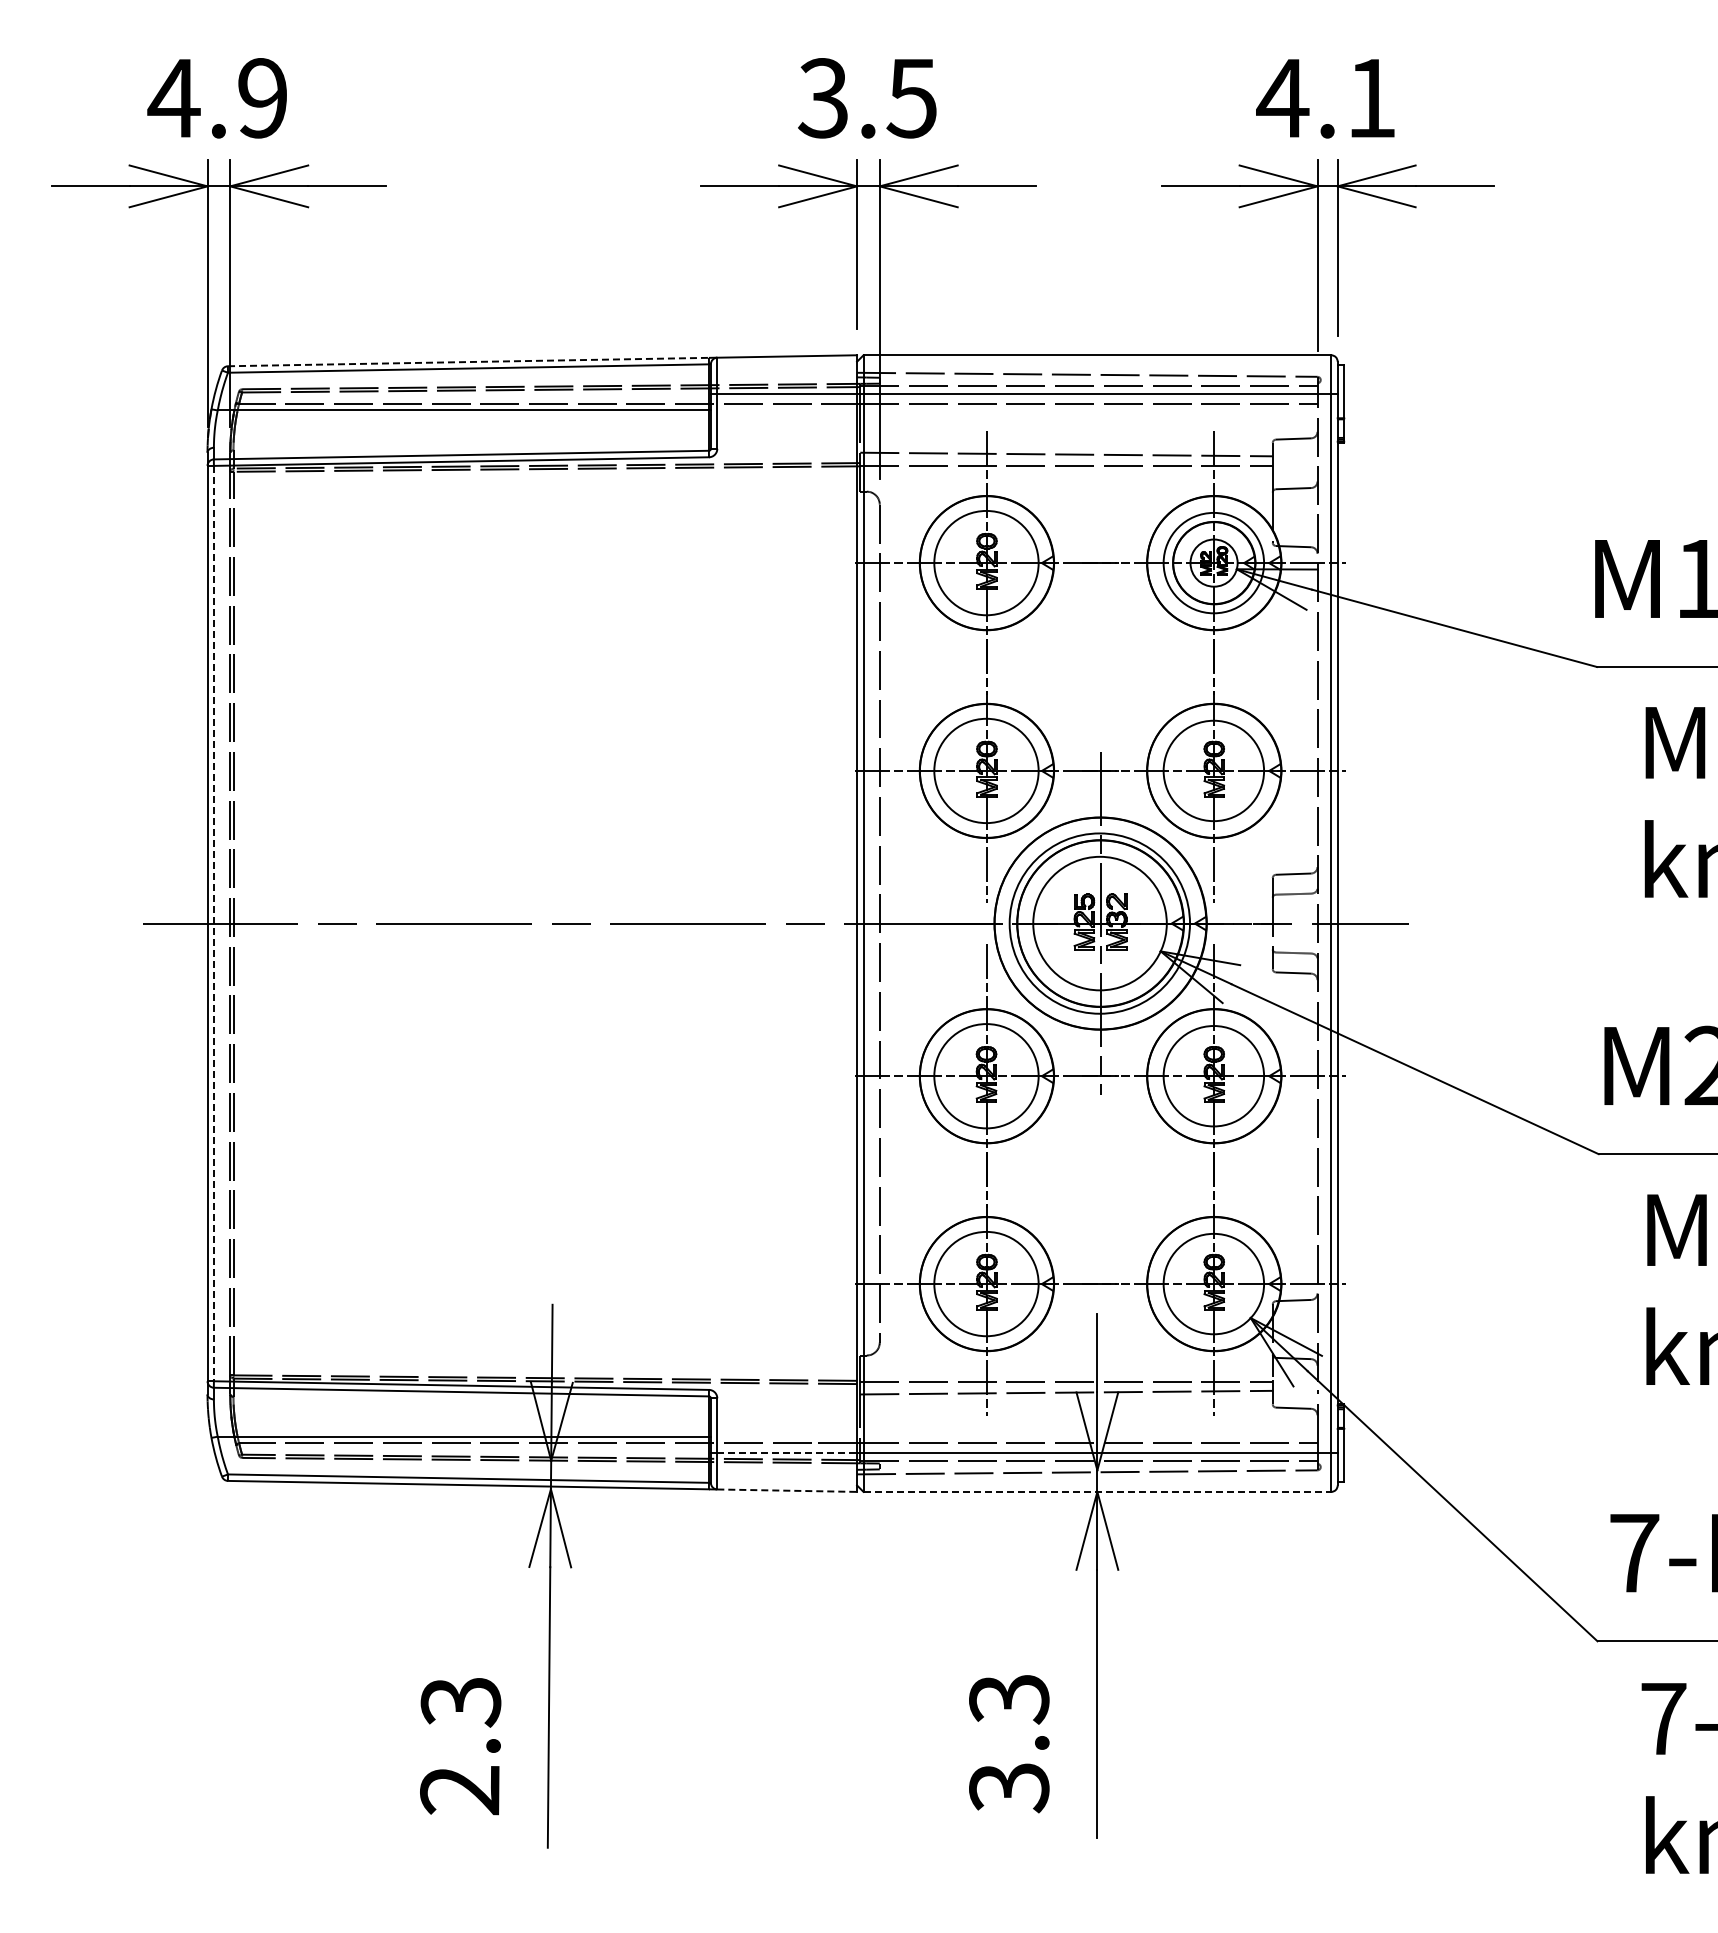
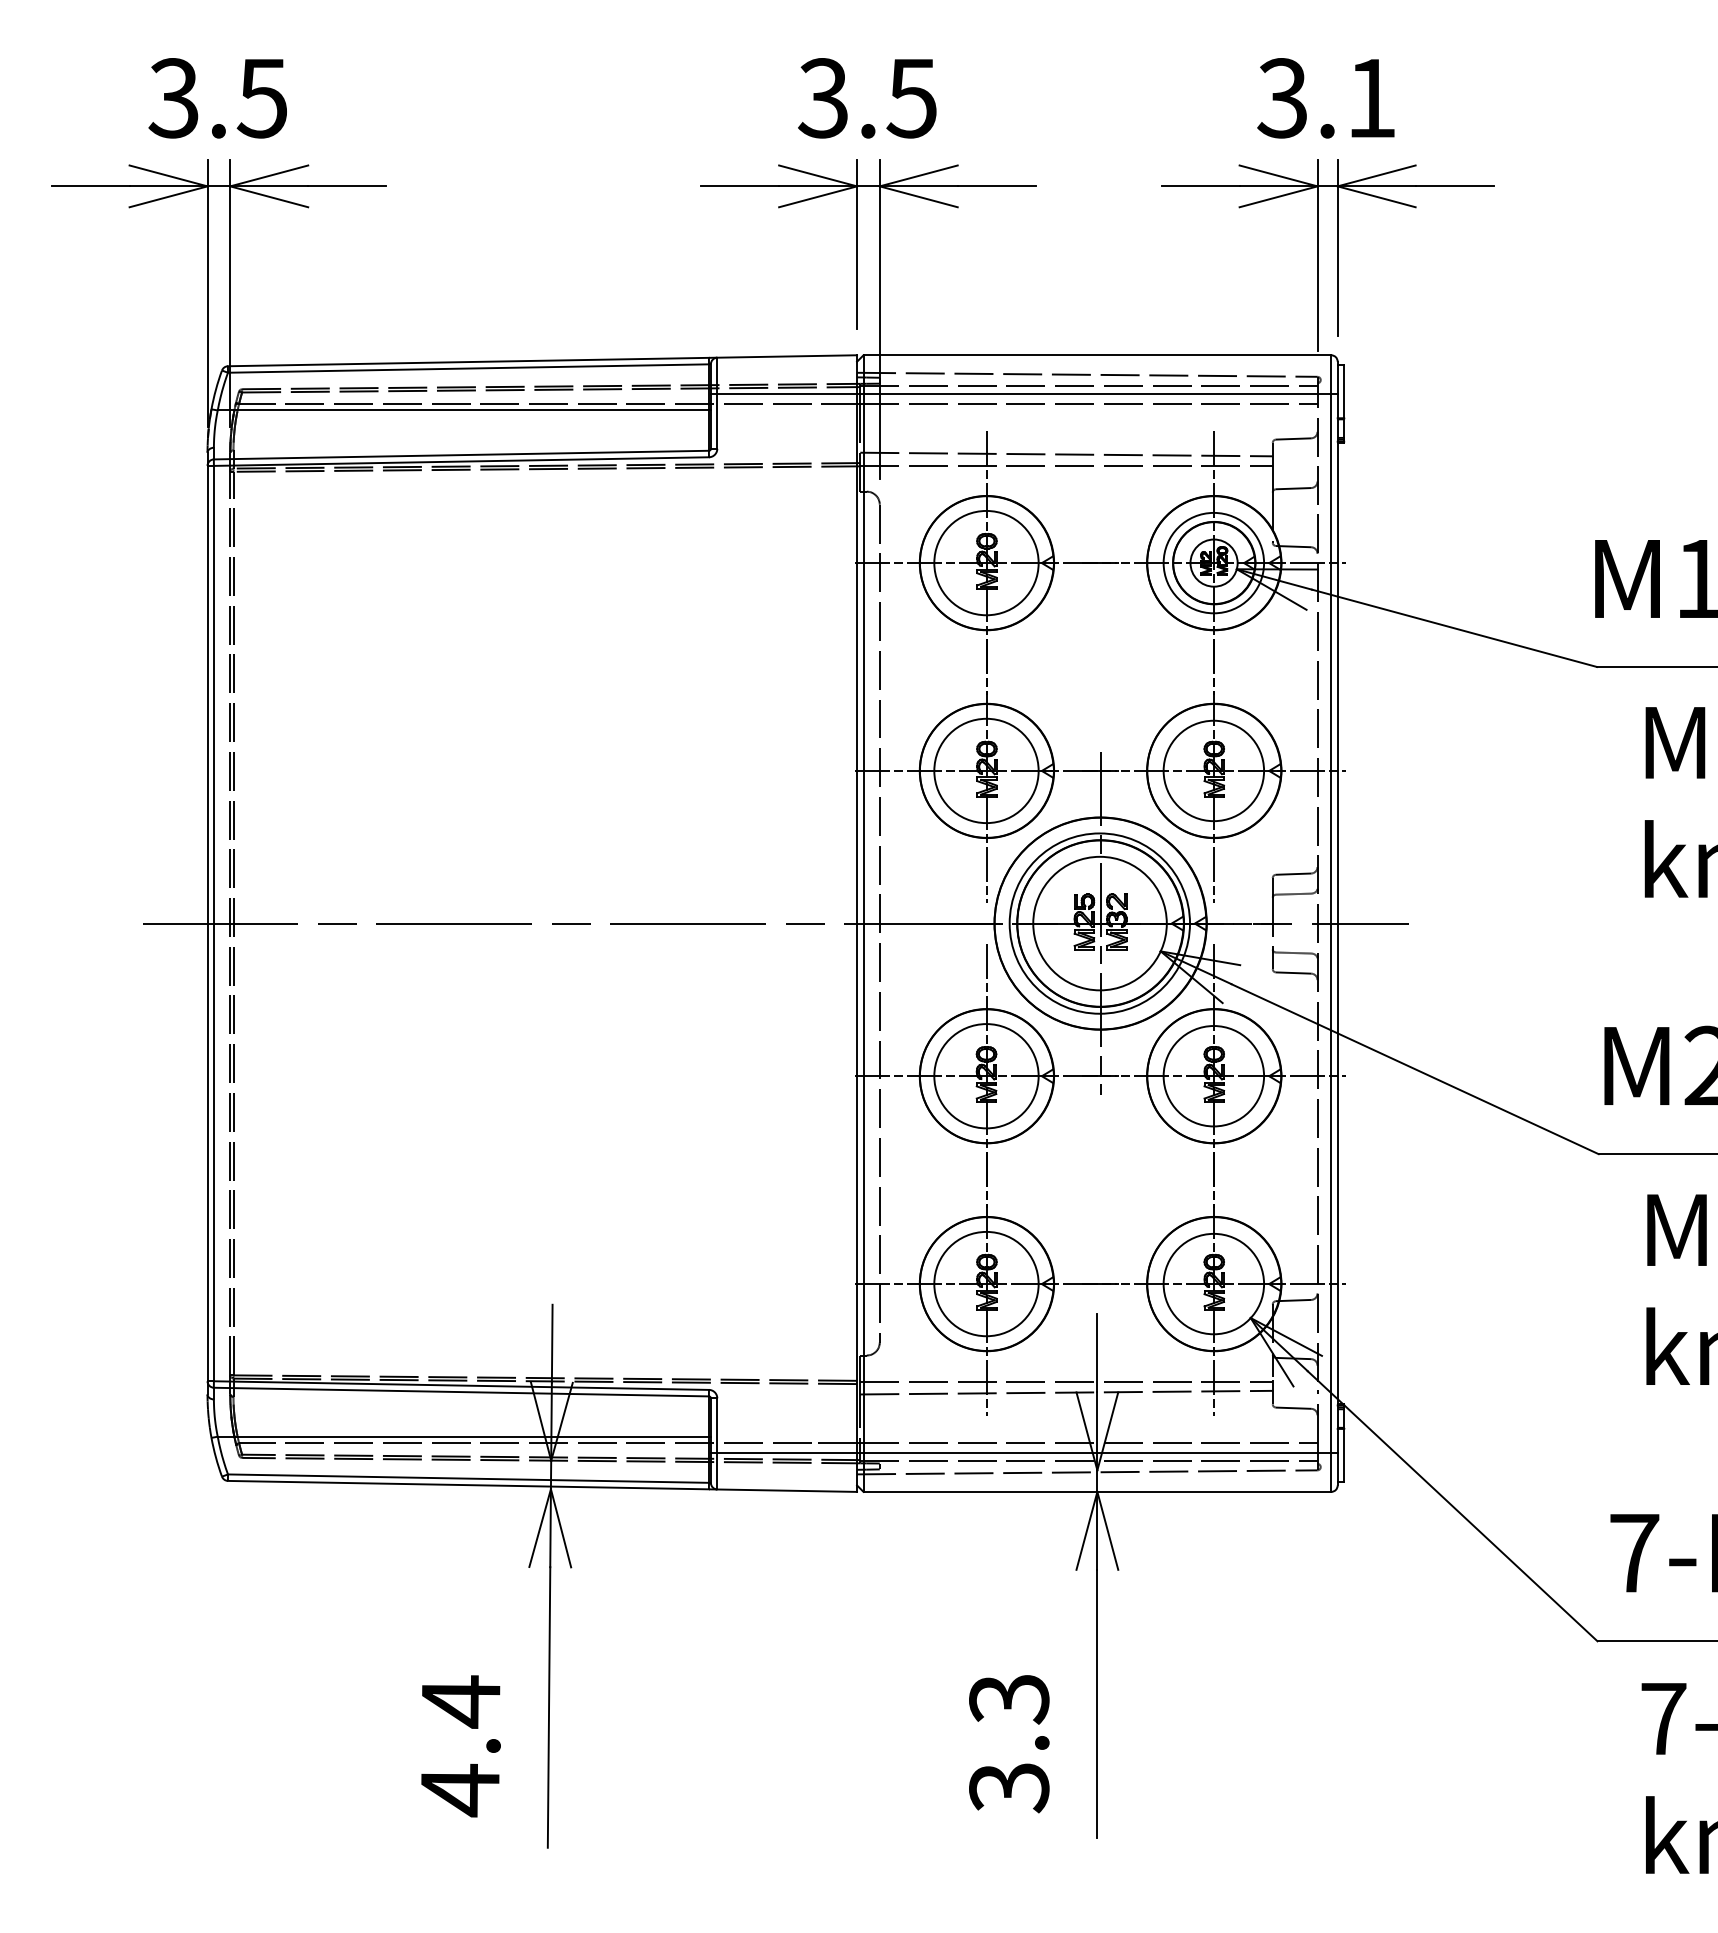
text: 4.9 -> 3.5 (216, 98)
text: 4.1 -> 3.1 (1282, 98)
line: dashed -> solid (468, 362)
line: dashed -> solid (213, 923)
line: dashed -> solid (787, 1452)
line: dashed -> solid (787, 1490)
line: dashed -> solid (1097, 1491)
text: 2.3 -> 4.4 (460, 1746)
